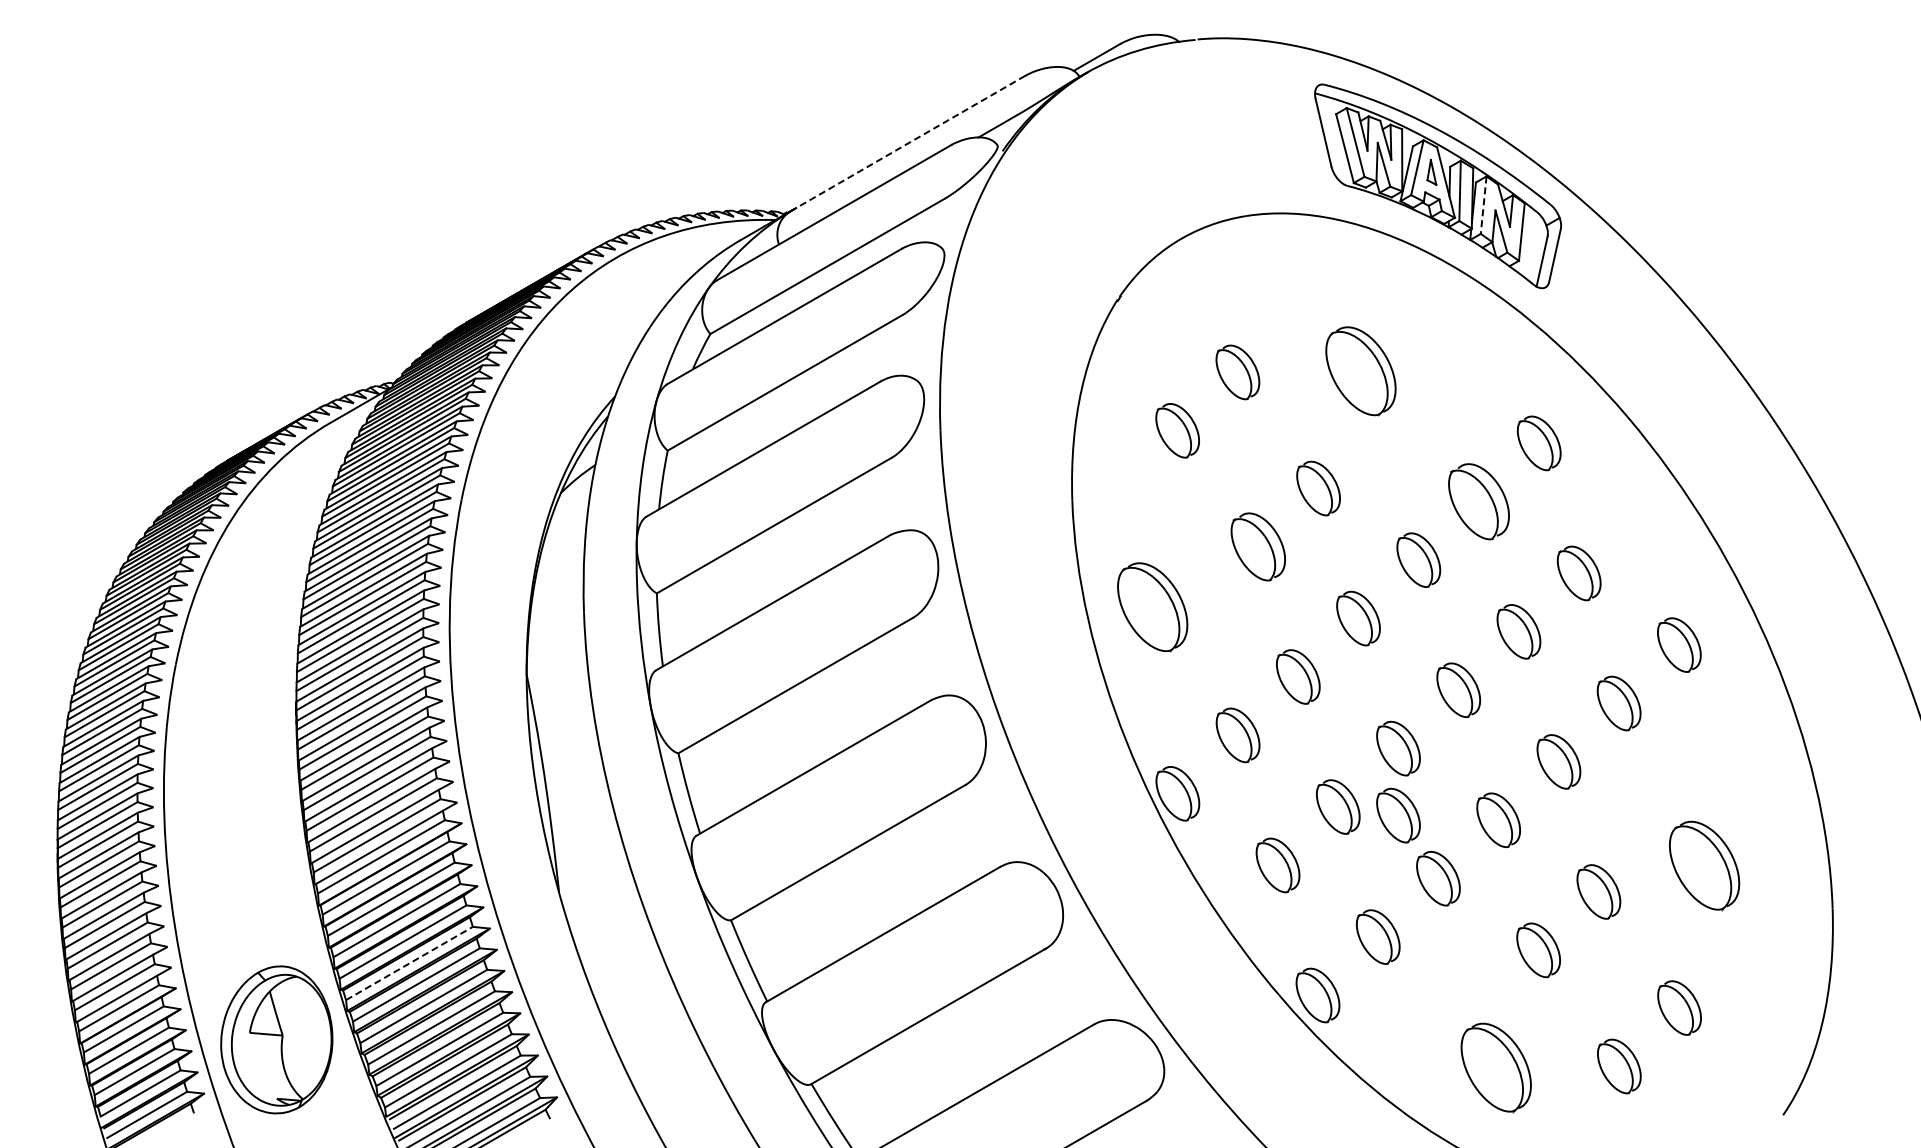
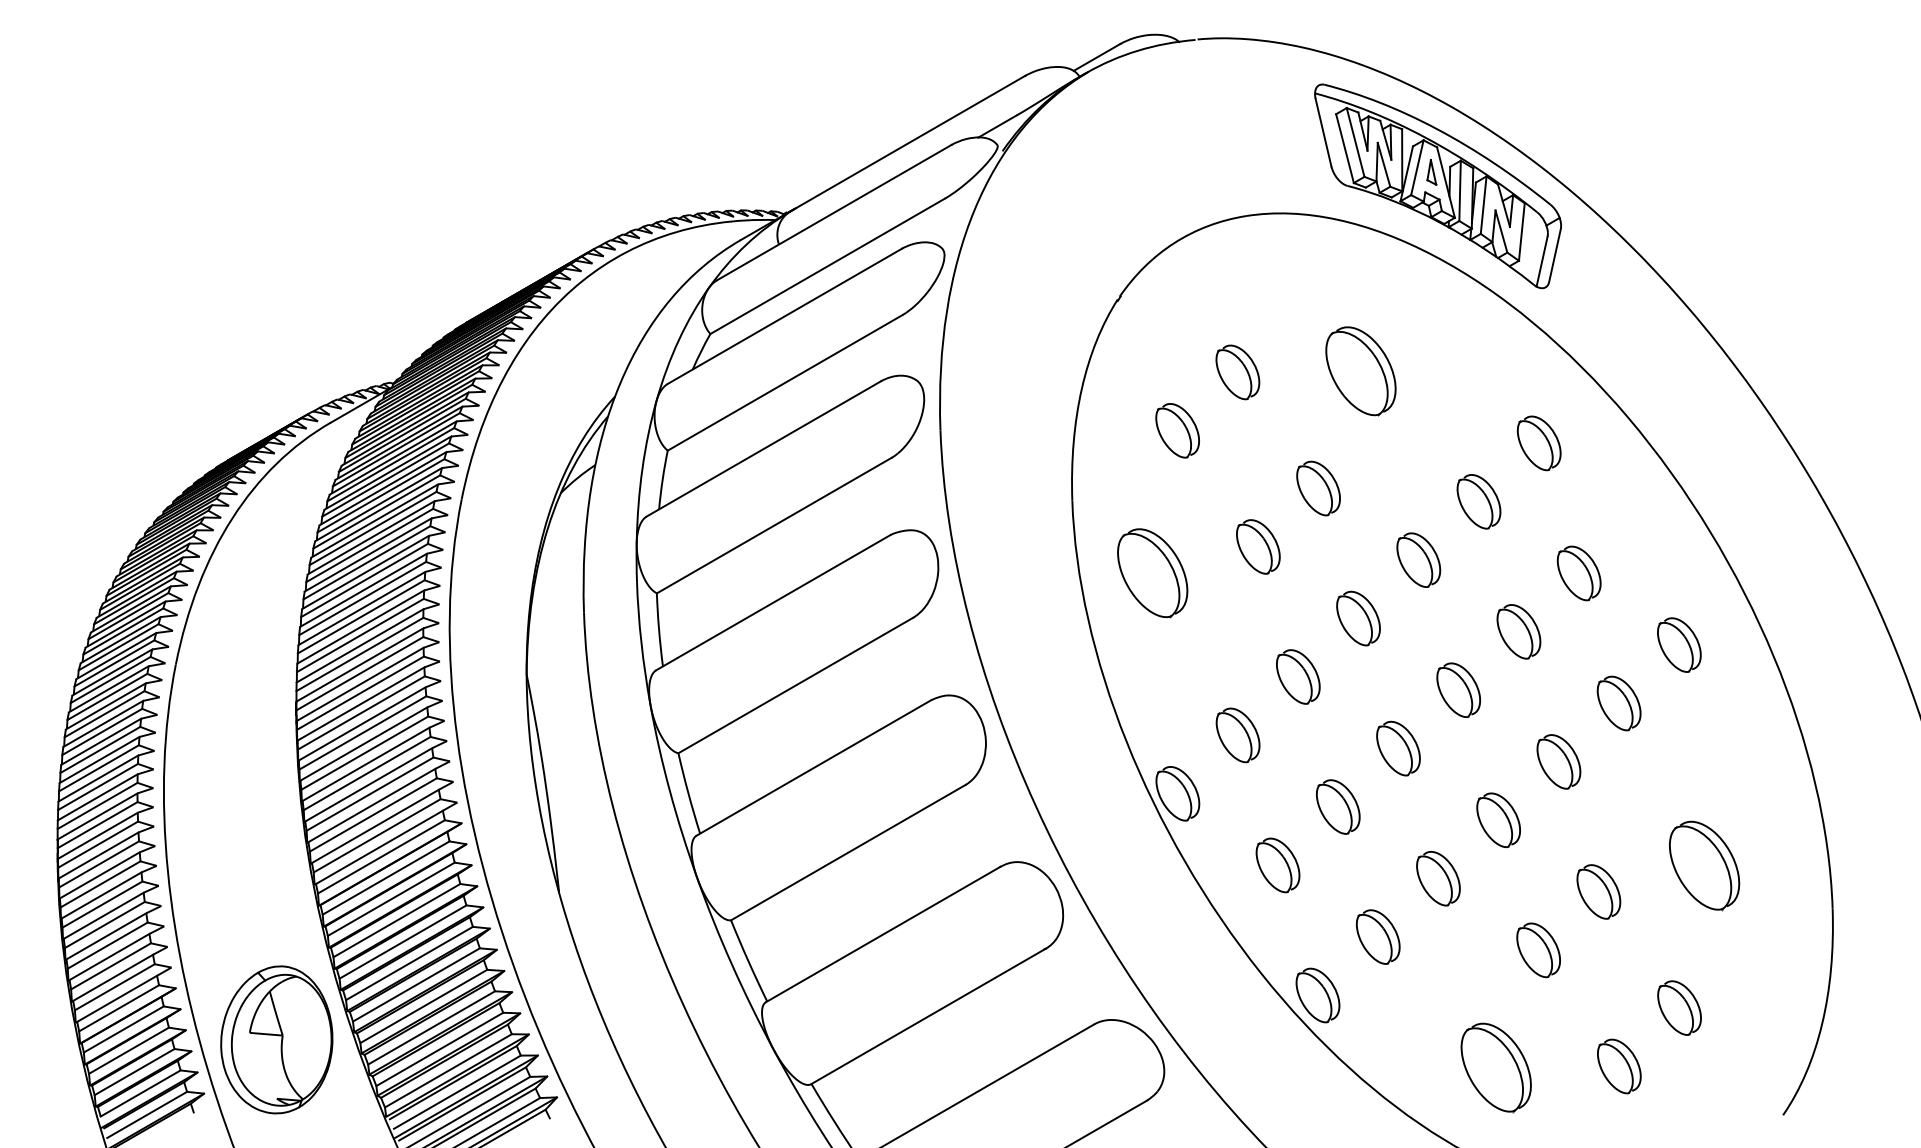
line: dashed -> solid (907, 143)
line: dashed -> solid (1483, 205)
part size: 62x78 px -> 46x56 px (1478, 501)
part size: 56x70 px -> 45x56 px (1258, 546)
part position: (1152, 607) -> (1152, 573) (1152, 573)
part: present -> none (1398, 815)
line: dashed -> solid (409, 963)
